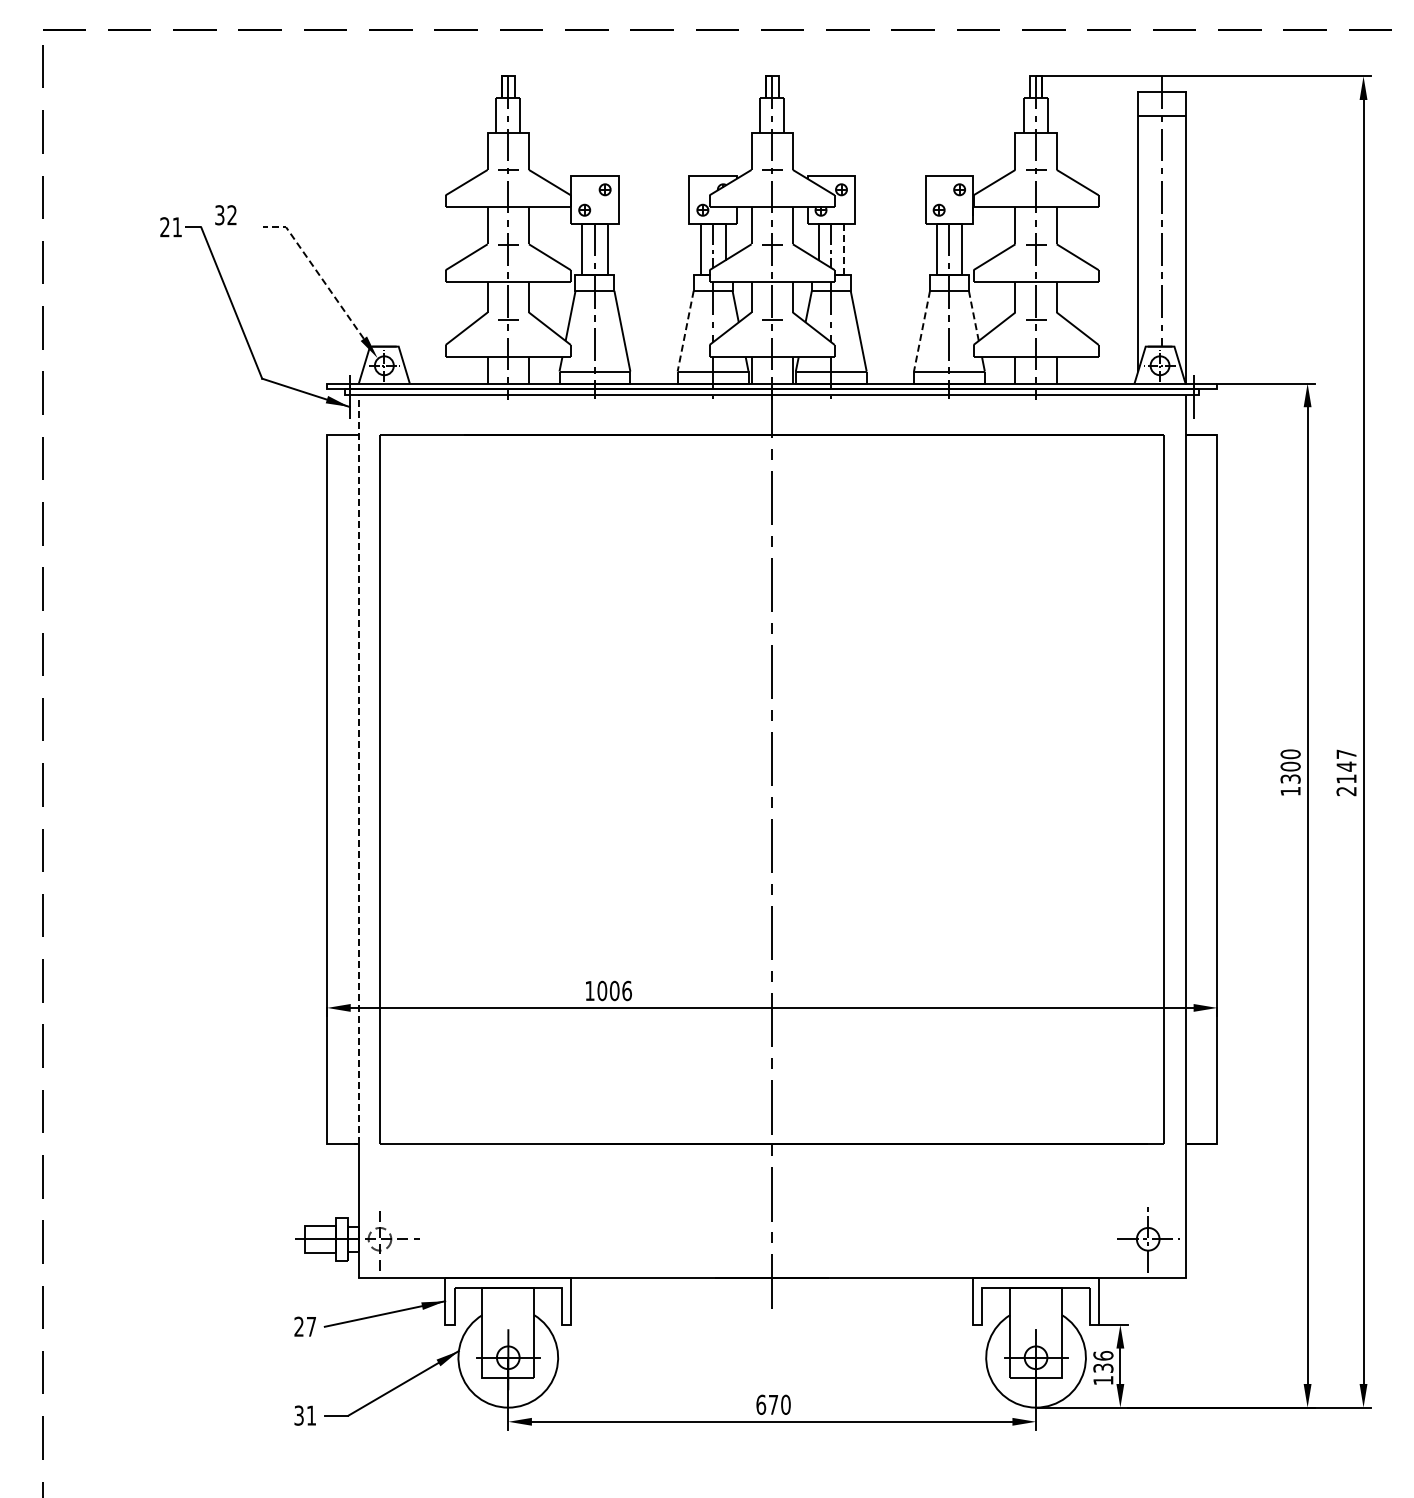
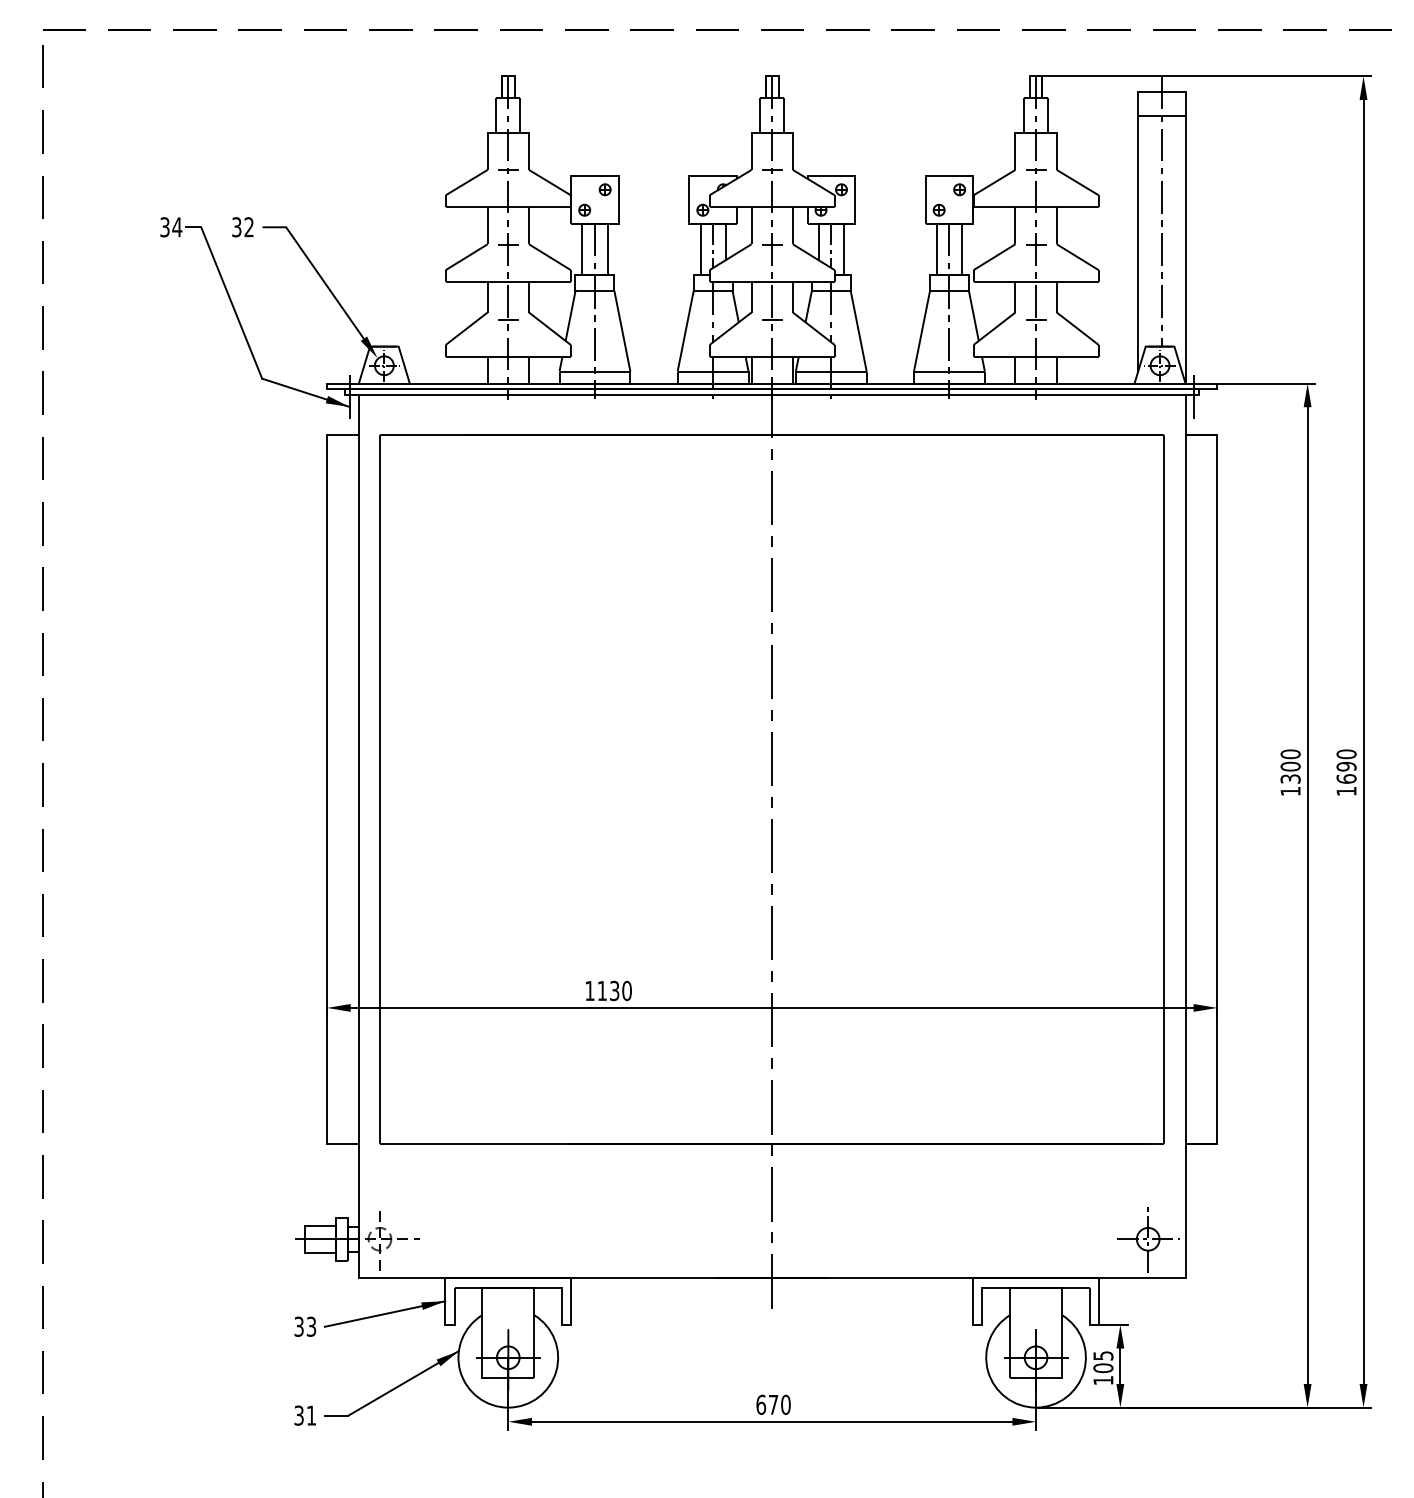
text position: (225, 215) -> (242, 227) (242, 227)
text: 21 -> 34 (171, 227)
line: dashed -> solid (843, 249)
line: dashed -> solid (317, 272)
line: dashed -> solid (973, 315)
line: dashed -> solid (685, 331)
line: dashed -> solid (921, 331)
line: dashed -> solid (358, 769)
text: 2147 -> 1690 (1346, 772)
text: 1006 -> 1130 (614, 990)
text: 27 -> 33 (305, 1326)
text: 136 -> 105 (1103, 1362)
